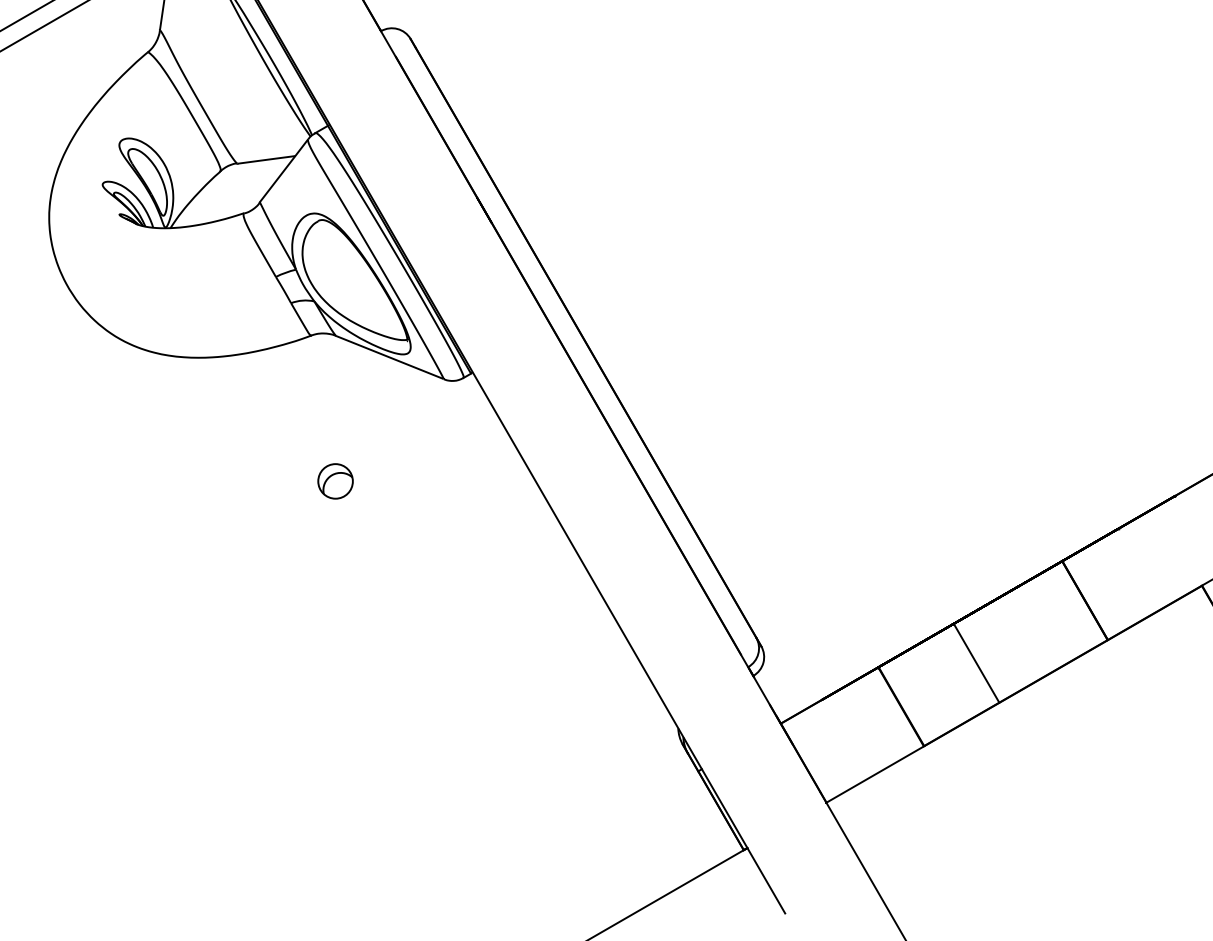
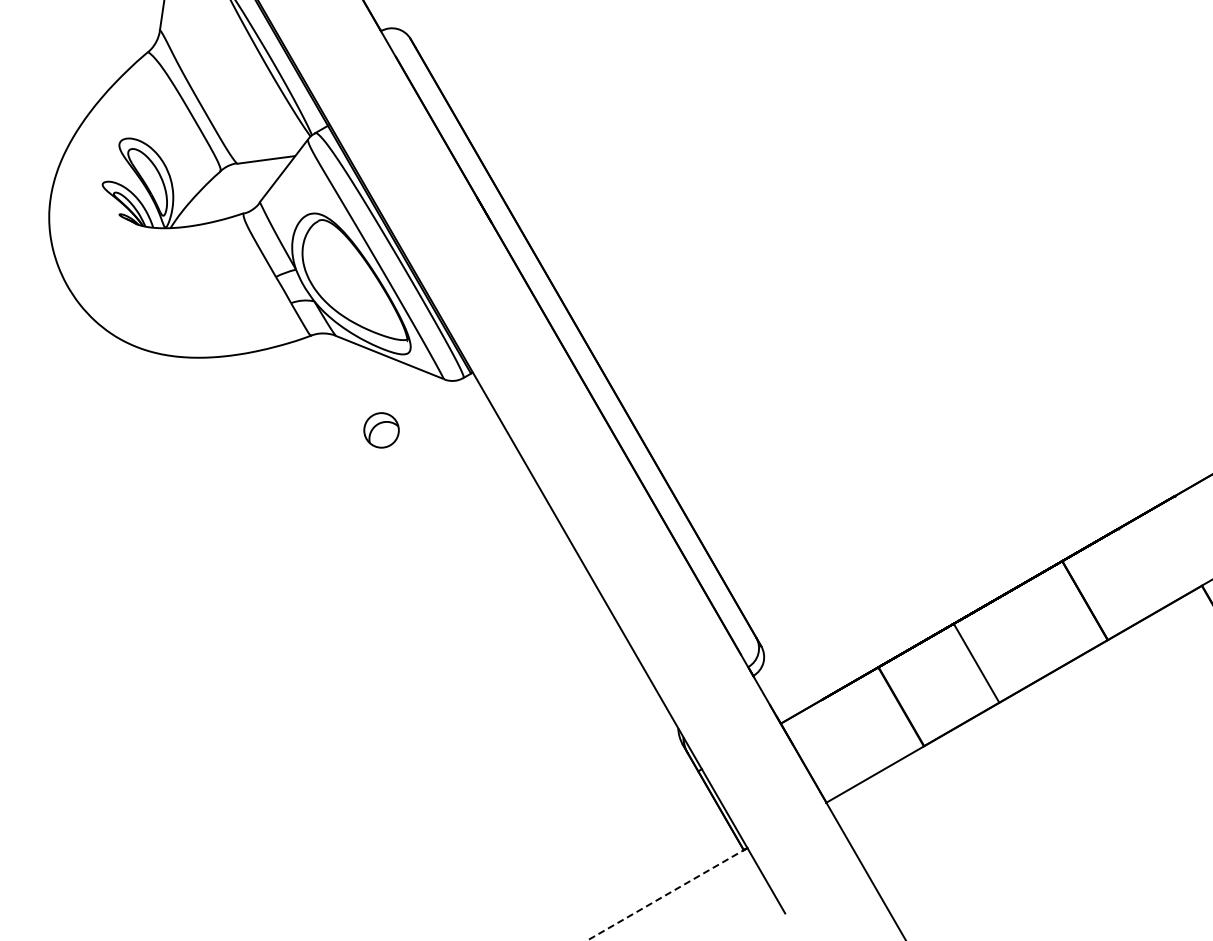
line: present -> none (26, 15)
line: present -> none (43, 26)
part position: (335, 481) -> (381, 430) (381, 430)
line: solid -> dashed (666, 894)
